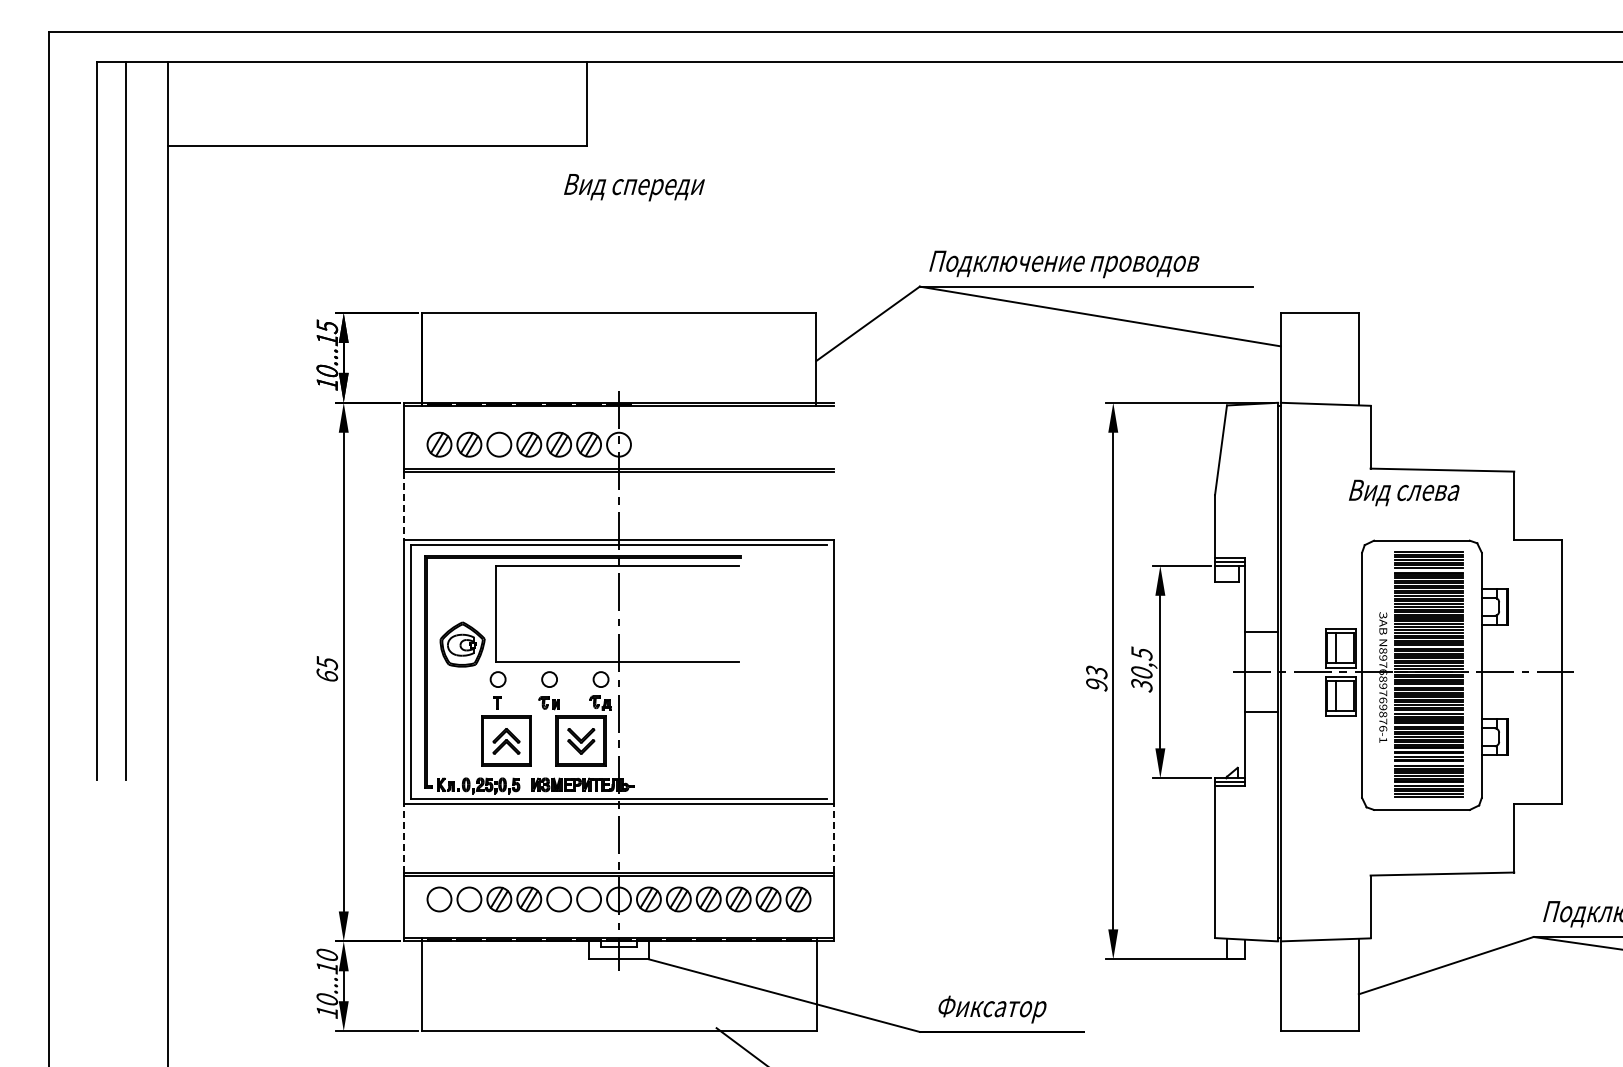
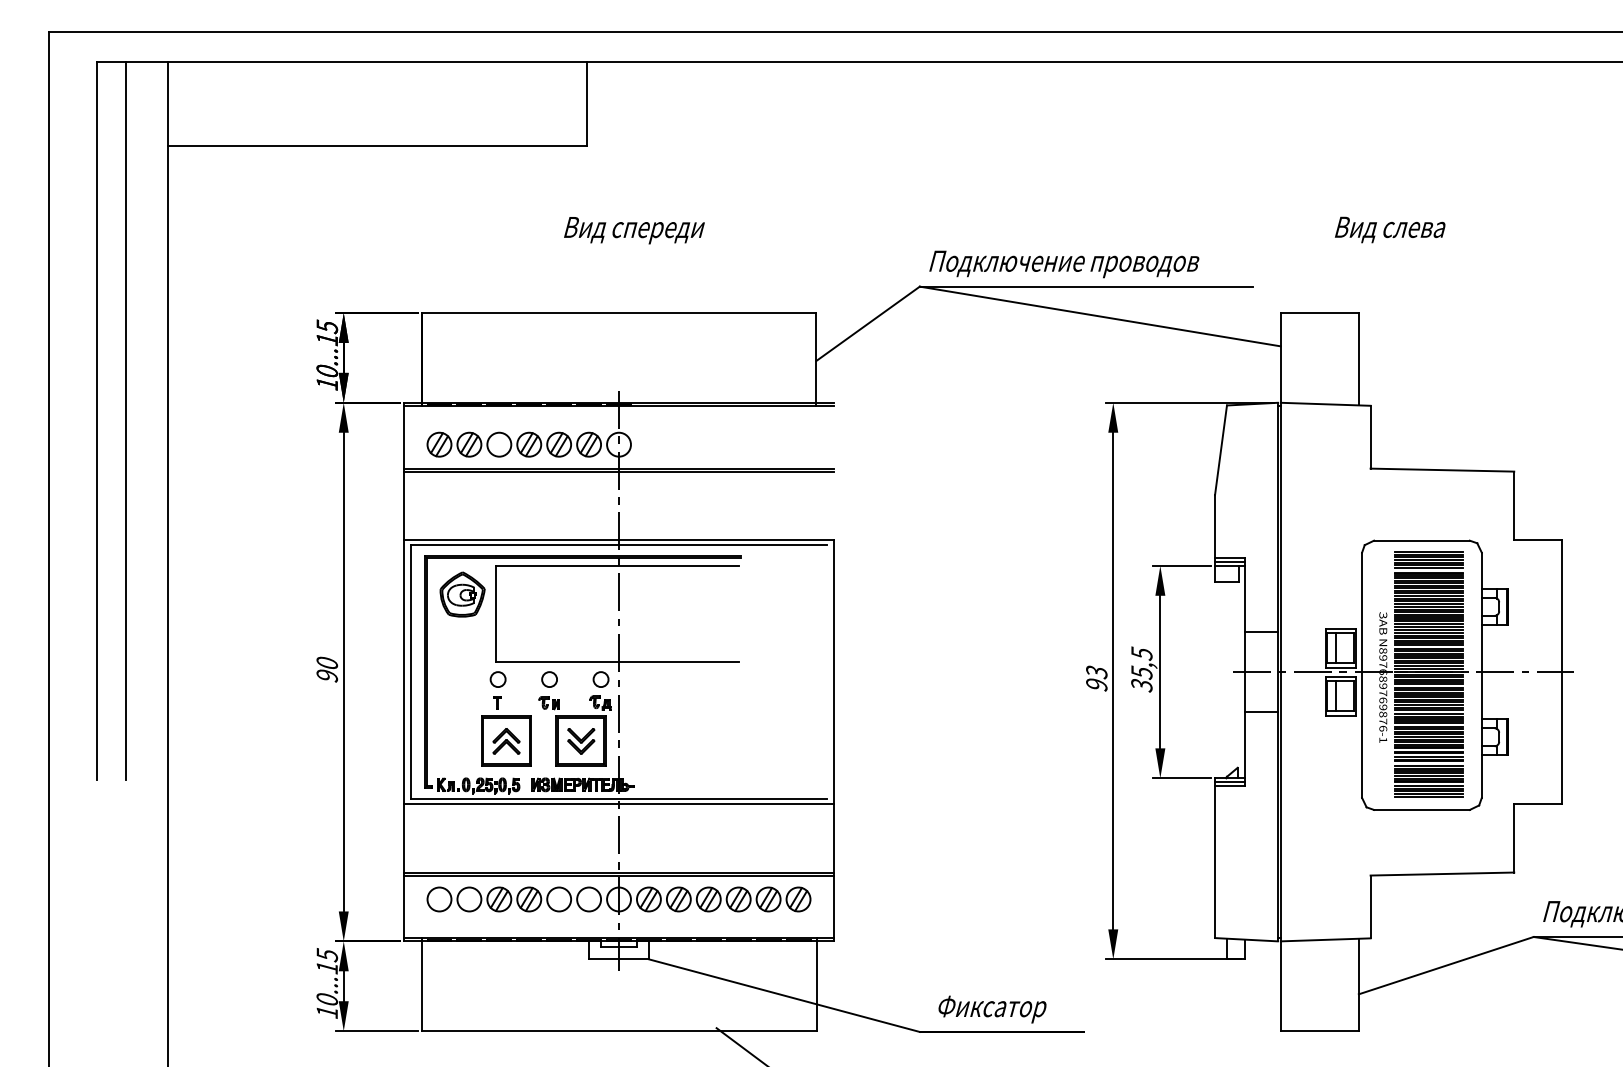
text position: (634, 187) -> (634, 230) (634, 230)
text position: (1404, 492) -> (1390, 229) (1390, 229)
line: dashed -> solid (403, 506)
part position: (462, 644) -> (462, 594) (462, 594)
text: 65 -> 90 (327, 669)
text: 30,5 -> 35,5 (1141, 672)
line: dashed -> solid (403, 837)
line: dashed -> solid (834, 837)
text: 10...10 -> 10...15 (326, 955)
